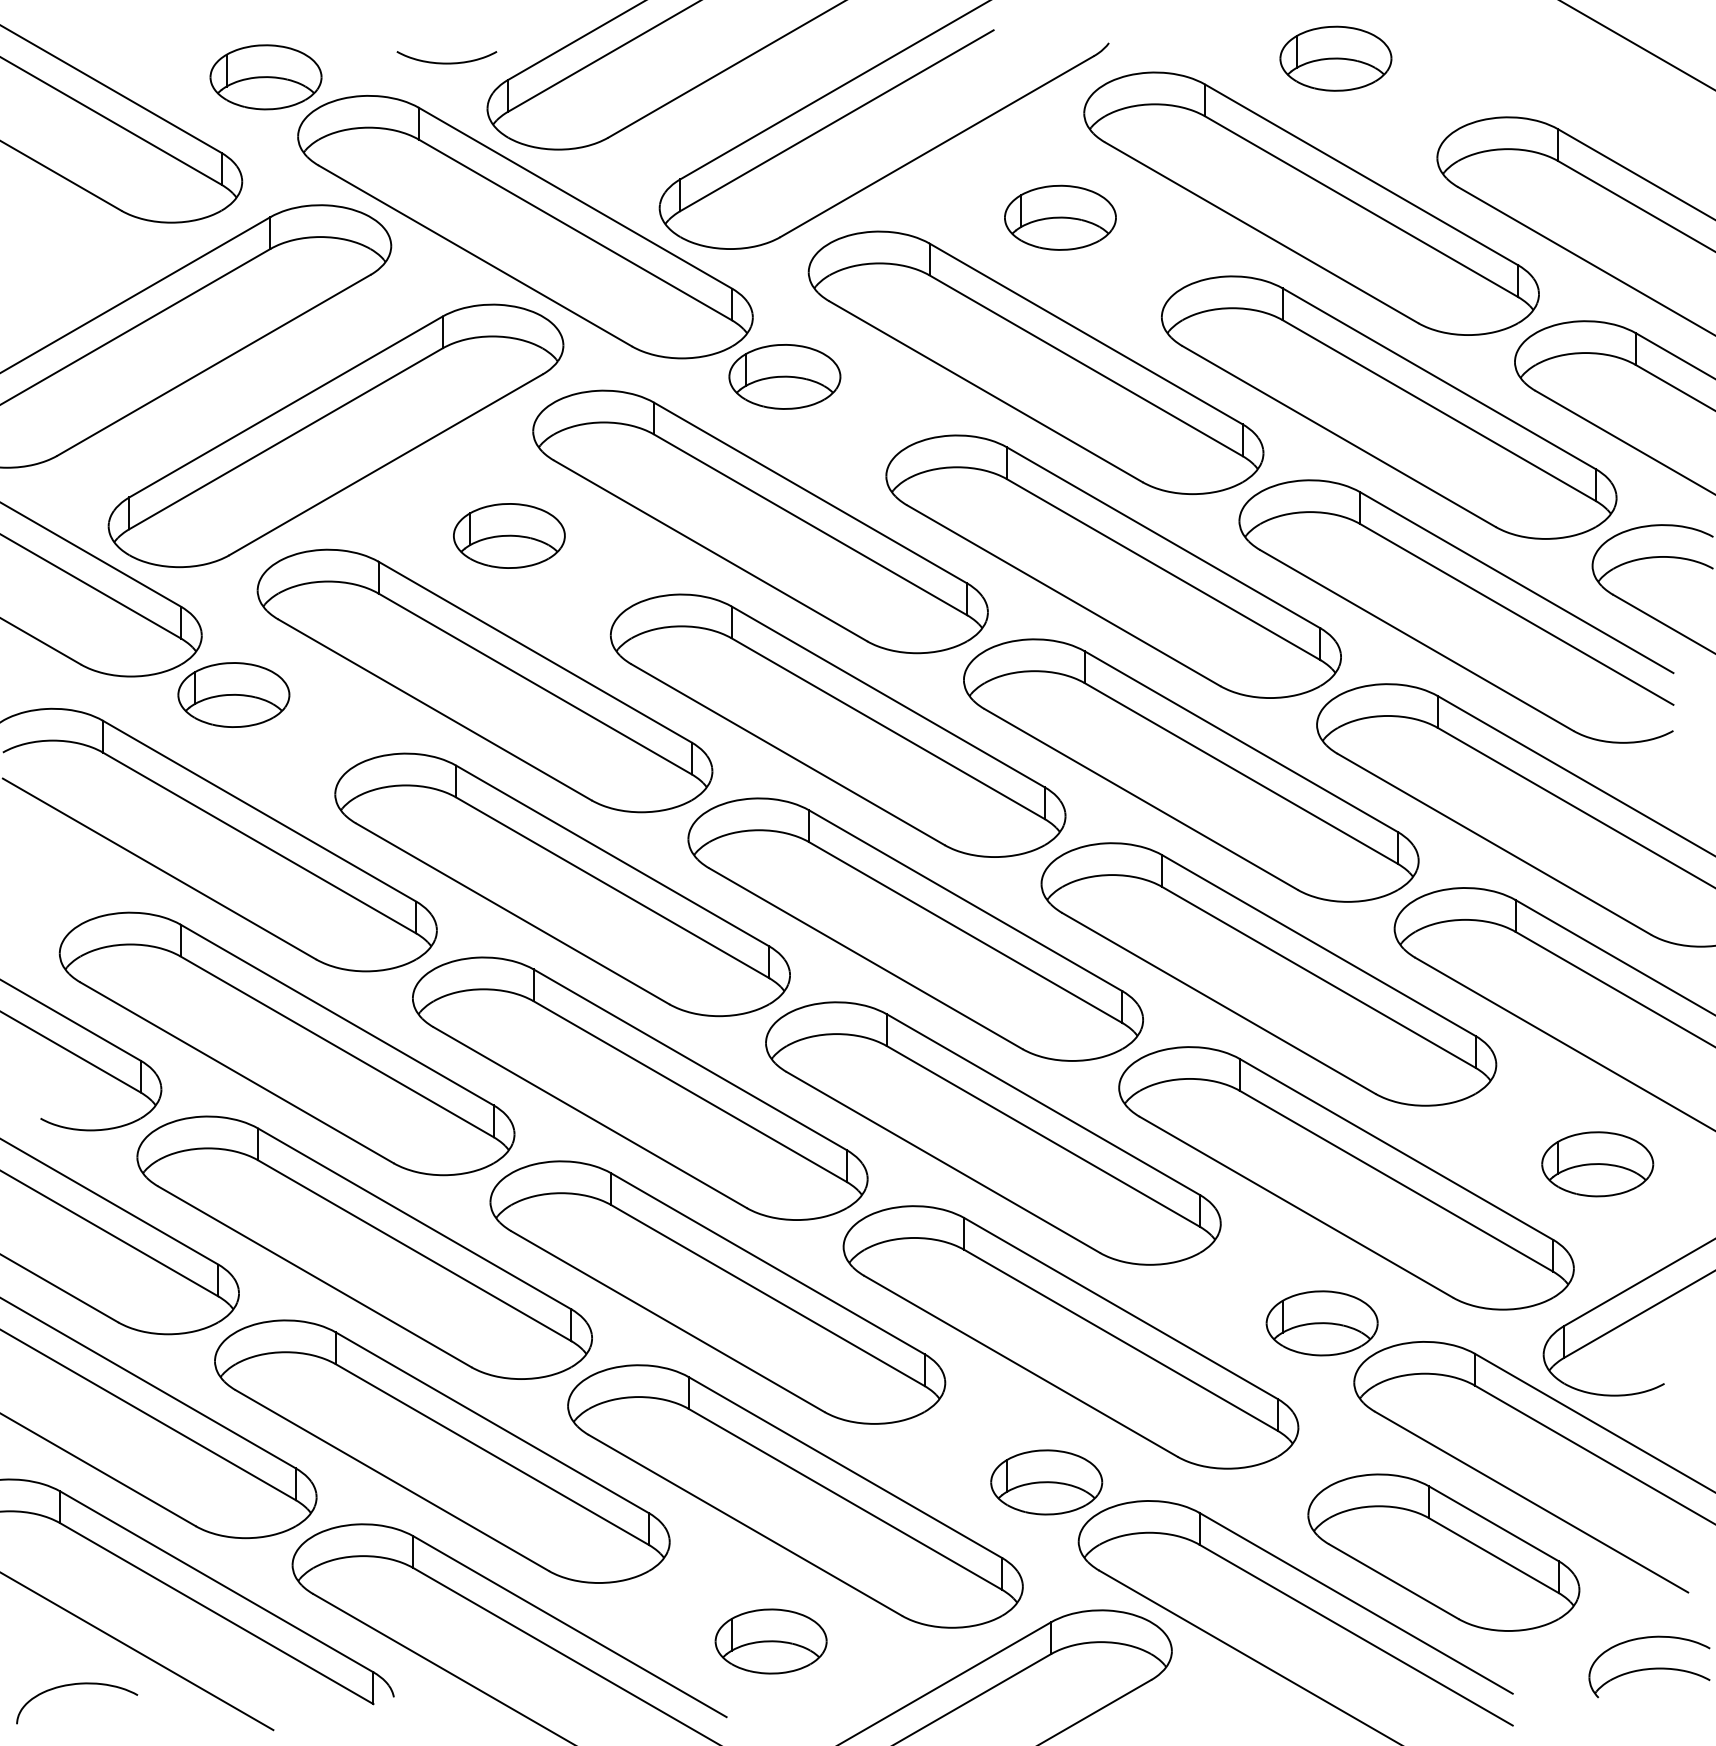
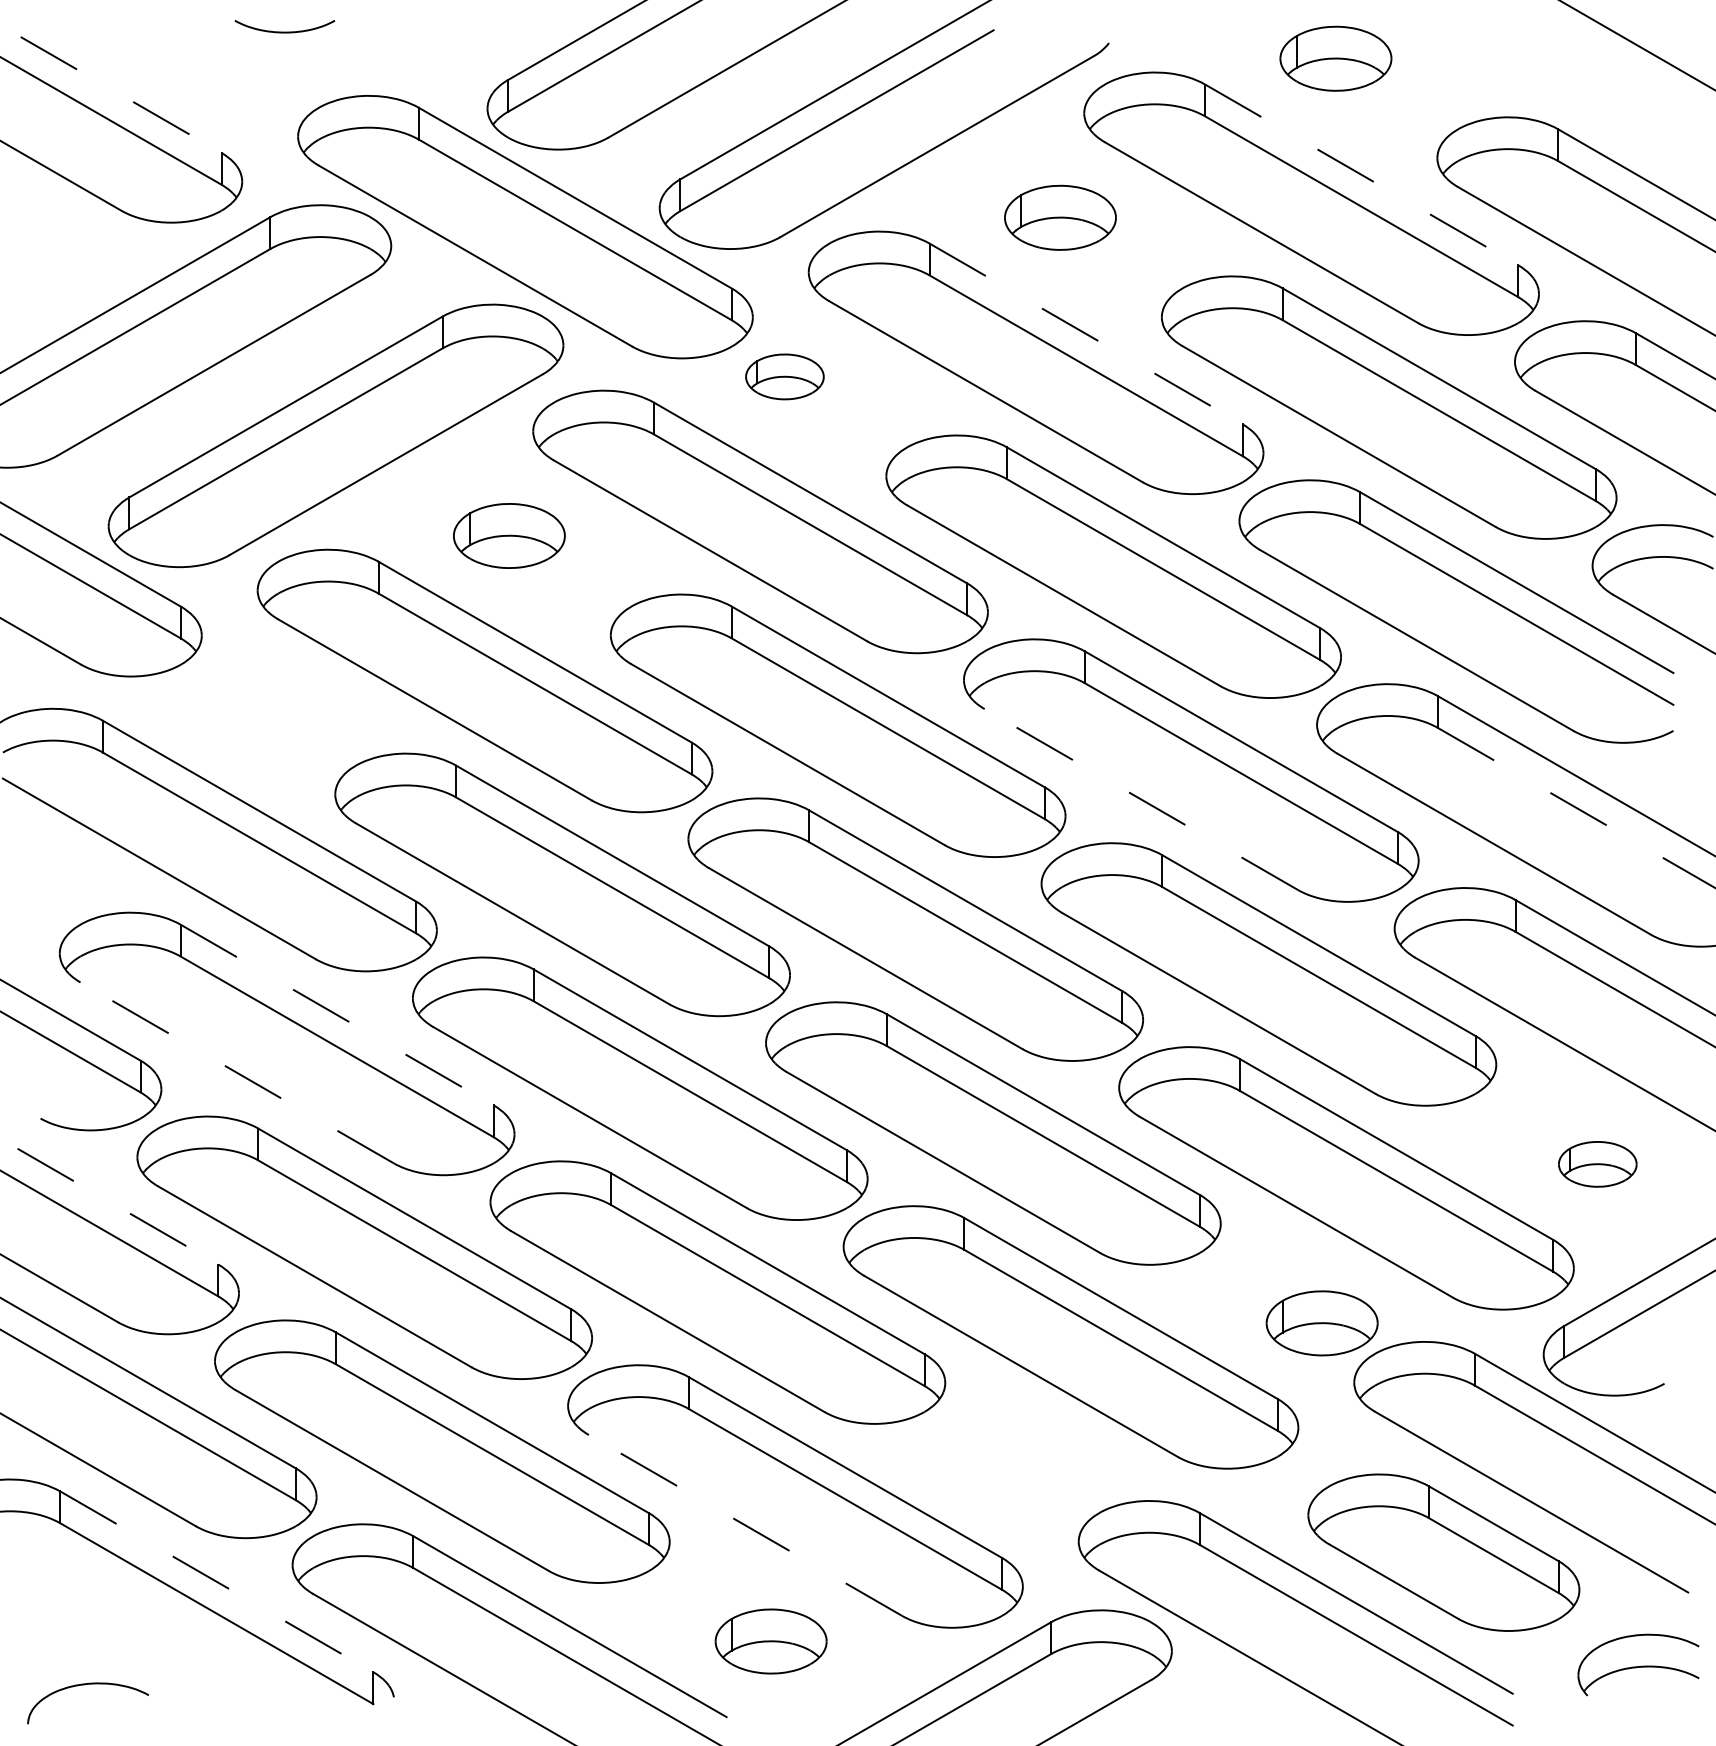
curve position: (446, 62) -> (284, 31) (284, 31)
part: present -> none (265, 77)
line: solid -> dashed (110, 88)
line: solid -> dashed (1361, 174)
line: solid -> dashed (1086, 333)
part size: 114x66 px -> 80x48 px (784, 376)
part: present -> none (233, 694)
line: solid -> dashed (1141, 799)
line: solid -> dashed (1577, 808)
line: solid -> dashed (337, 1015)
line: solid -> dashed (237, 1072)
part size: 114x67 px -> 80x47 px (1597, 1164)
line: solid -> dashed (109, 1201)
part: present -> none (1046, 1482)
line: solid -> dashed (745, 1525)
line: solid -> dashed (216, 1581)
line: present -> none (137, 1651)
part position: (1649, 1666) -> (1638, 1664) (1638, 1664)
curve position: (74, 1685) -> (85, 1685) (85, 1685)
